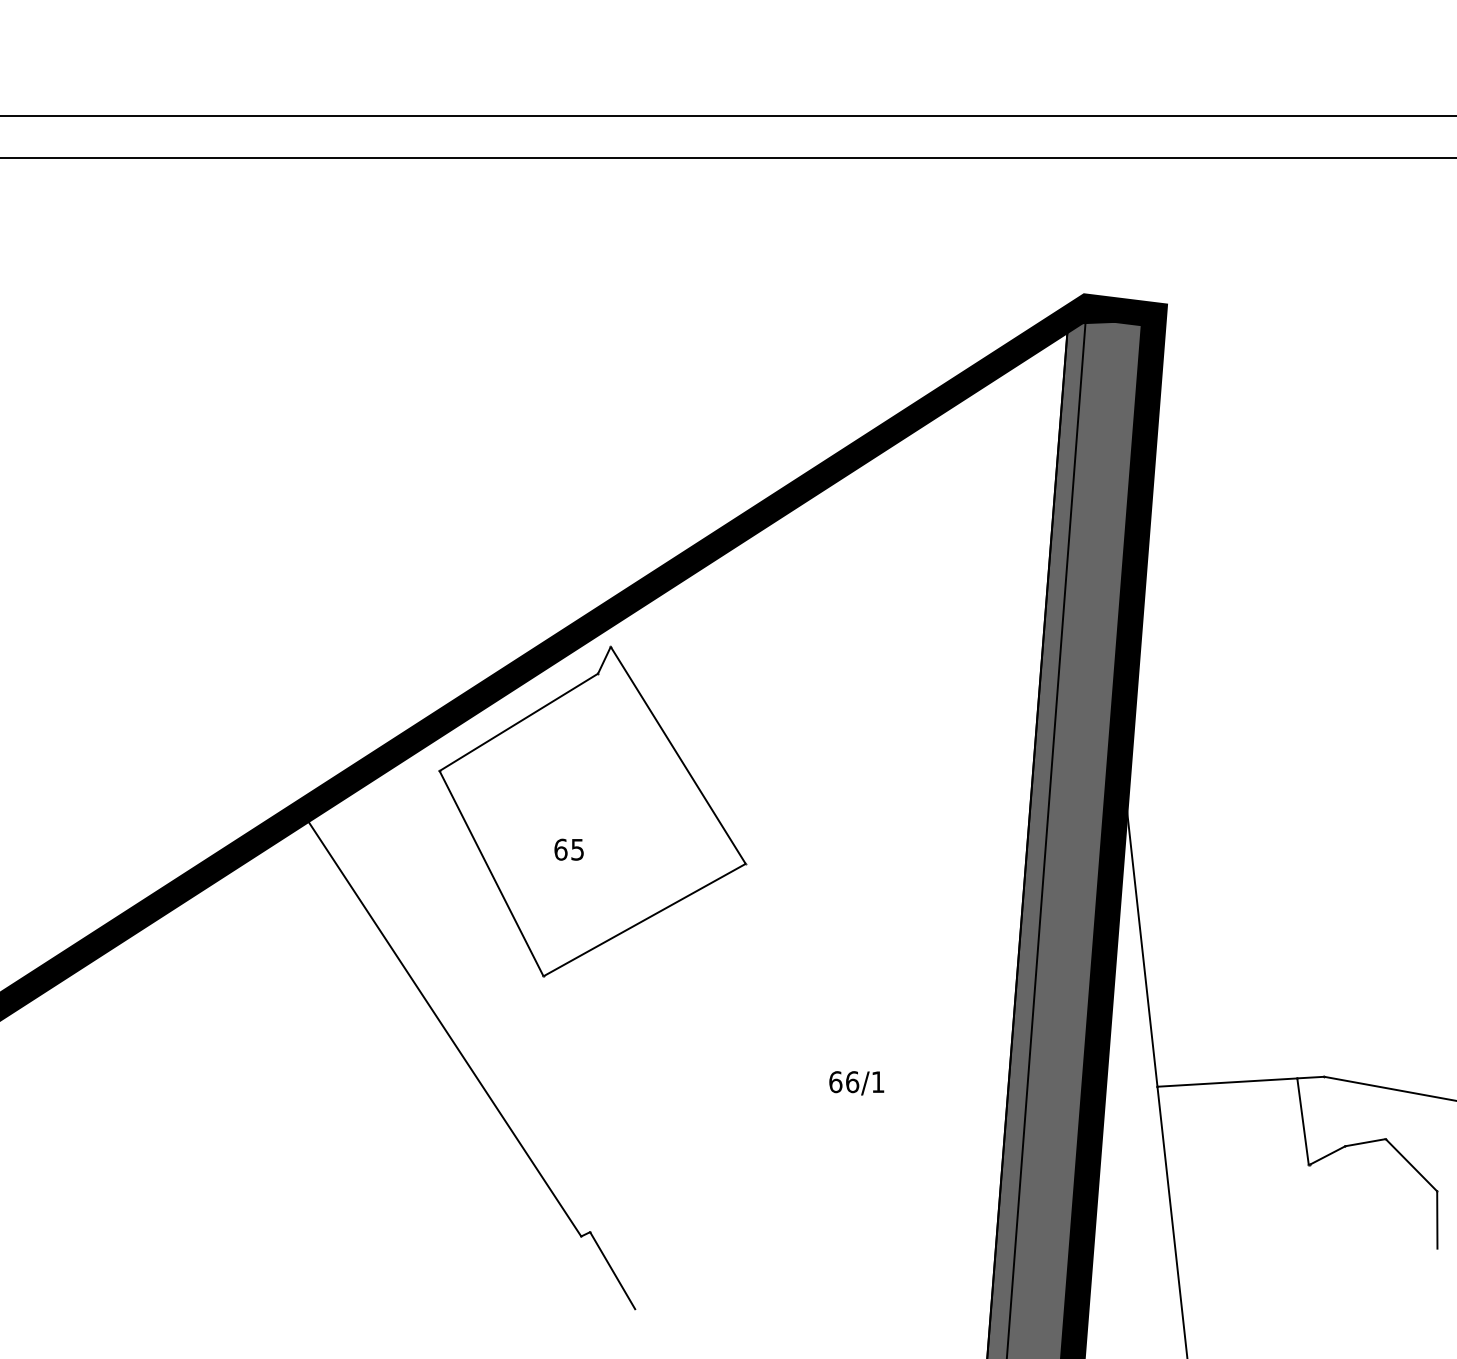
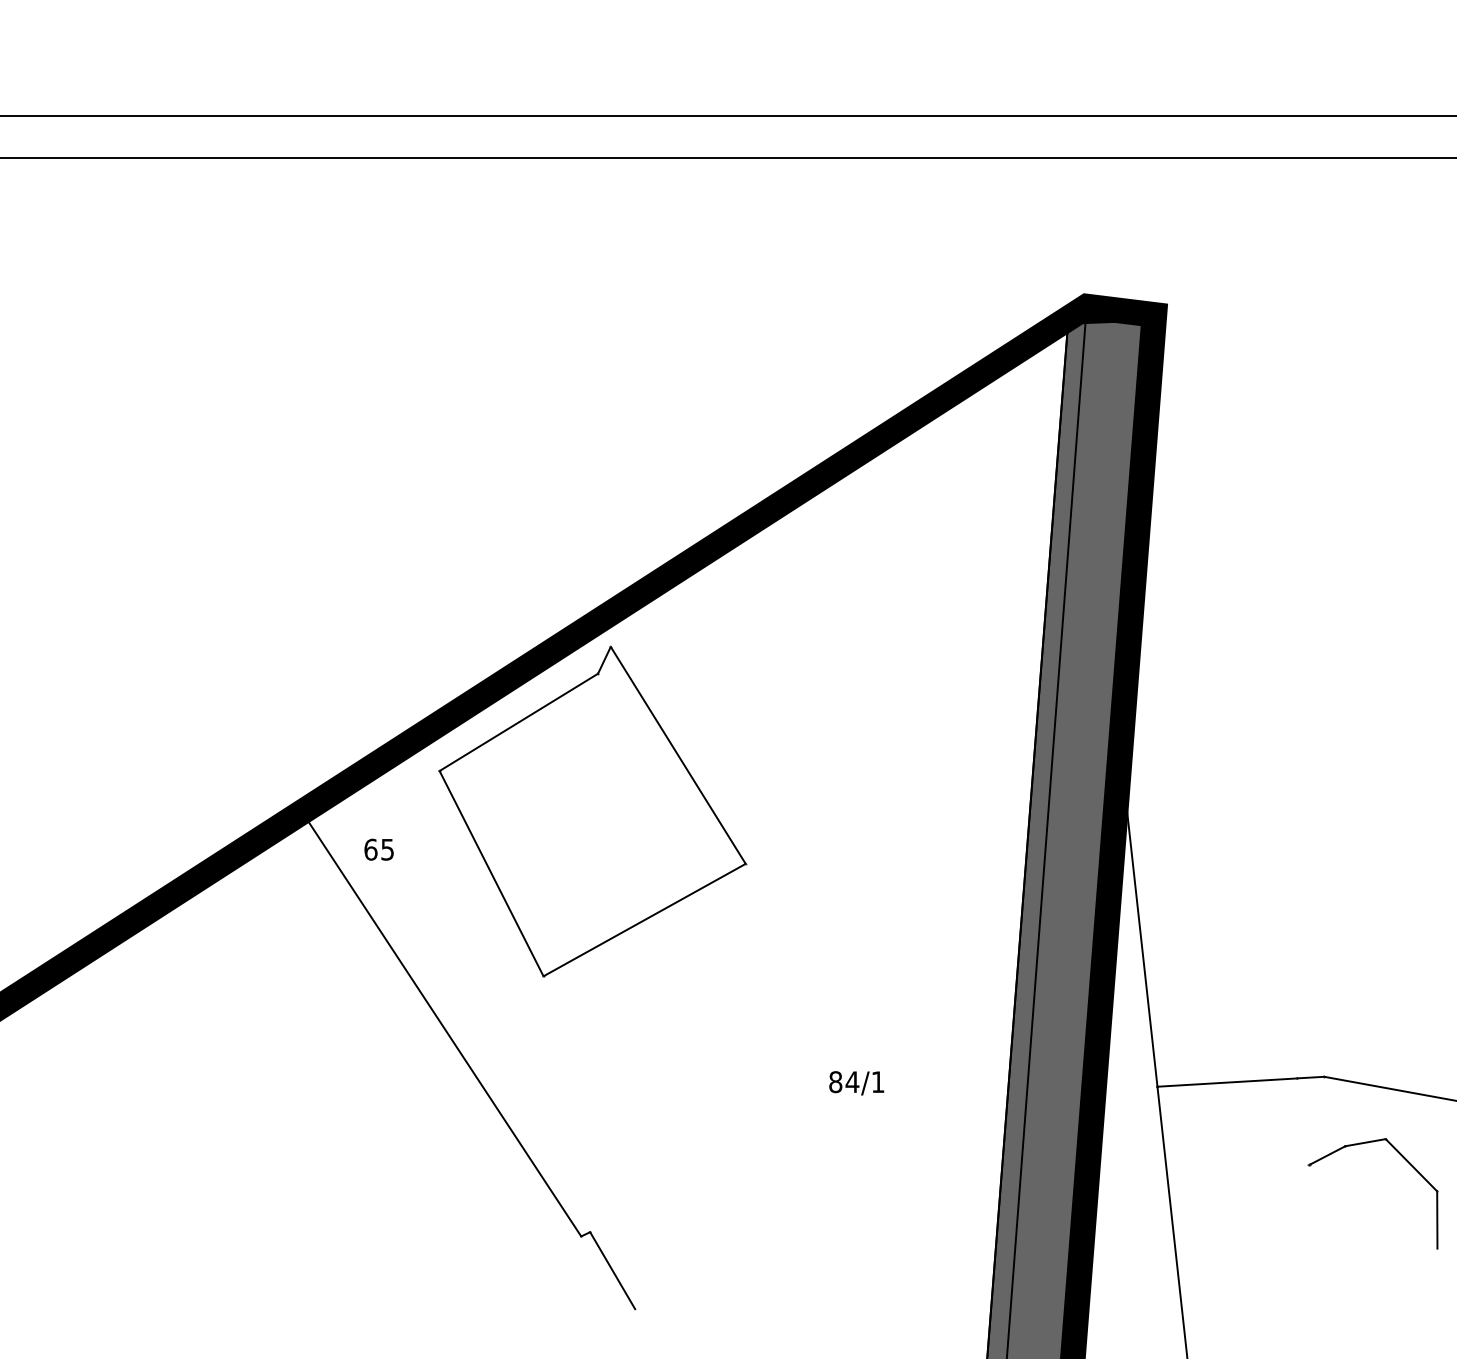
text position: (568, 849) -> (378, 849) (378, 849)
text: 66/1 -> 84/1 (844, 1082)
line: present -> none (1302, 1121)
